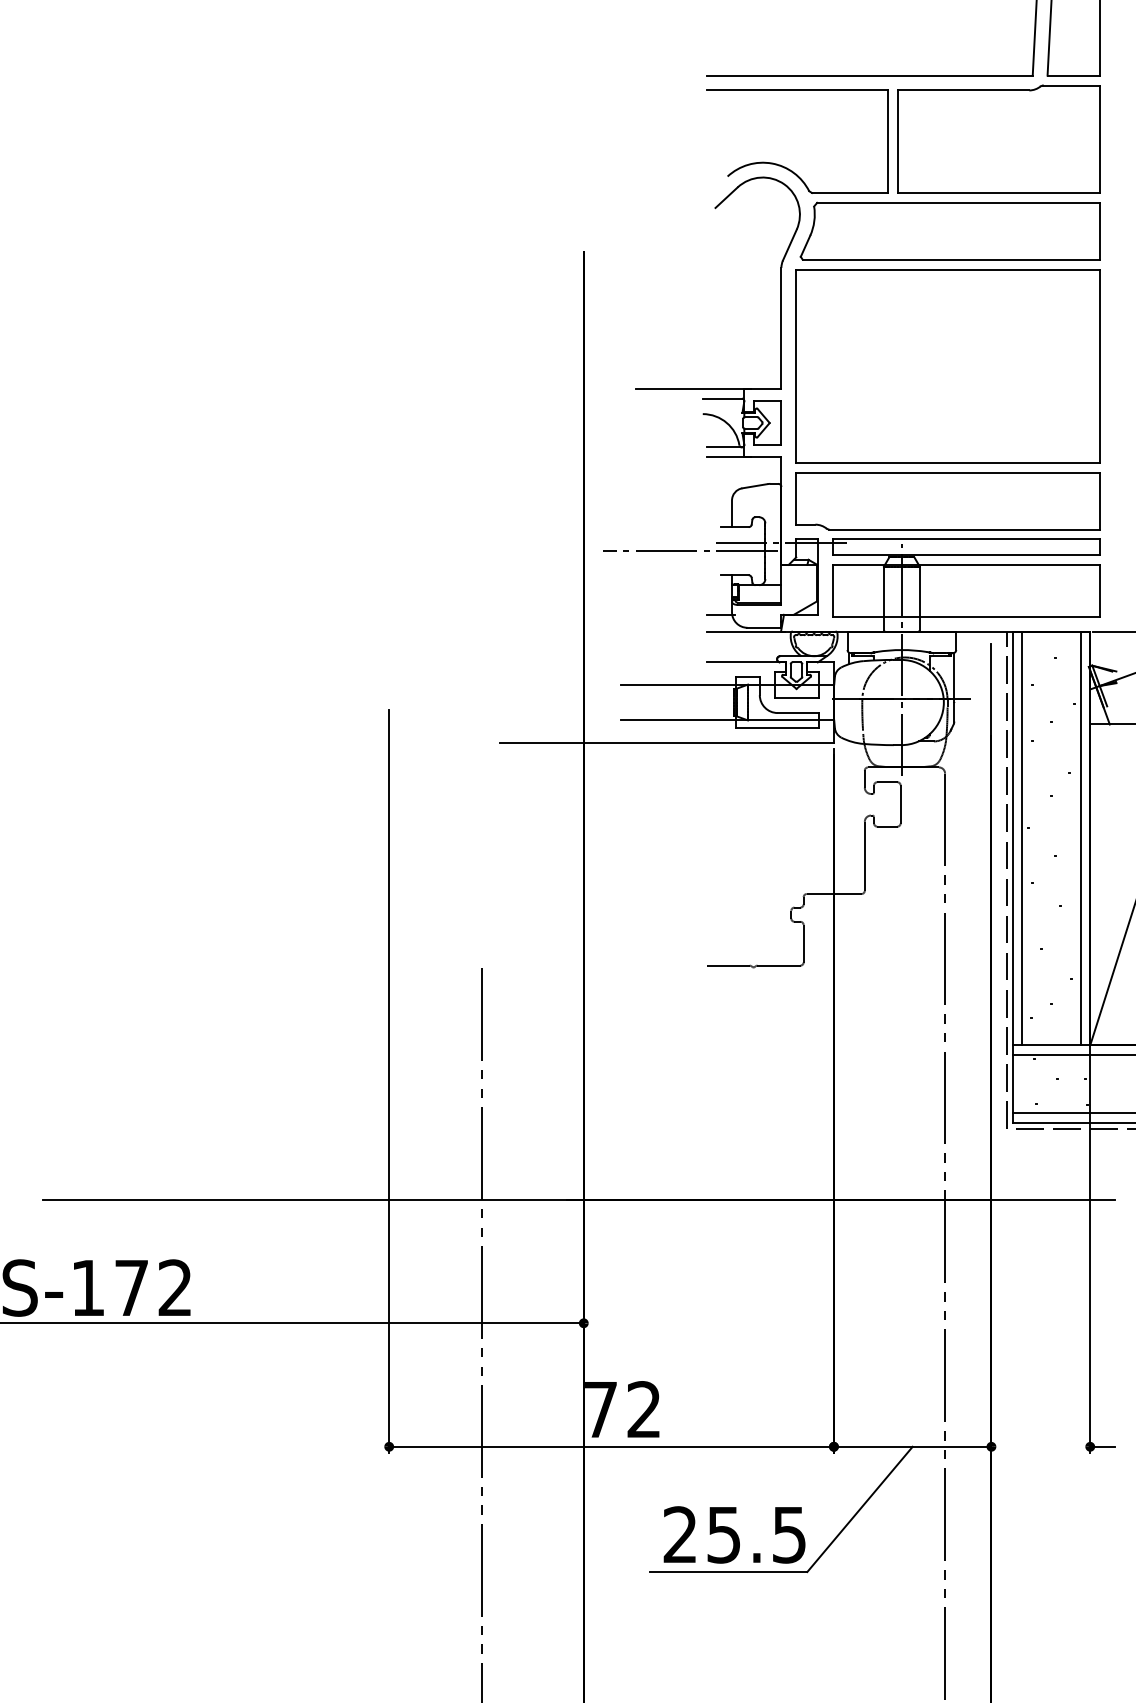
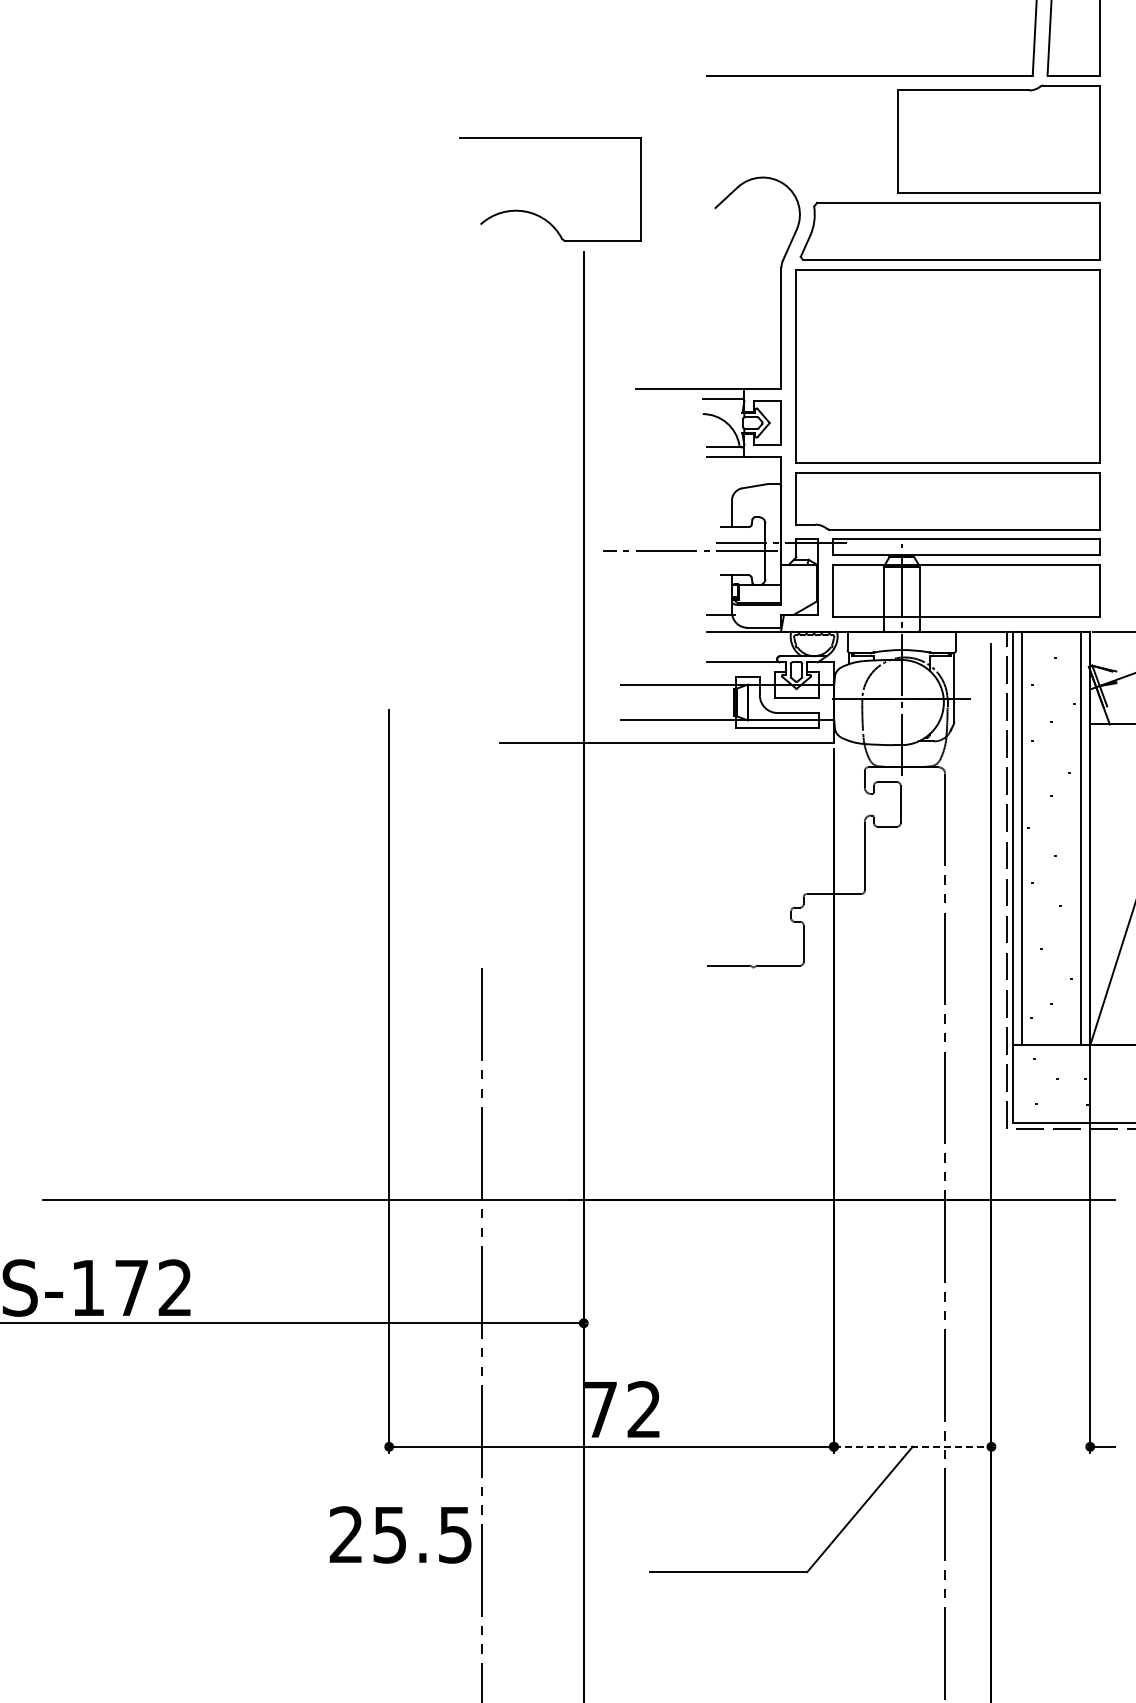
part position: (785, 166) -> (538, 214) (538, 214)
line: present -> none (1072, 1054)
line: present -> none (1072, 1113)
line: solid -> dashed (912, 1446)
text position: (734, 1534) -> (400, 1534) (400, 1534)
